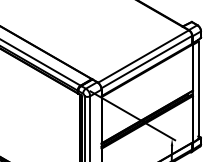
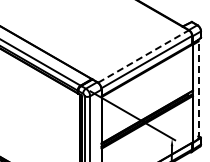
line: solid -> dashed (143, 56)
line: solid -> dashed (198, 90)
